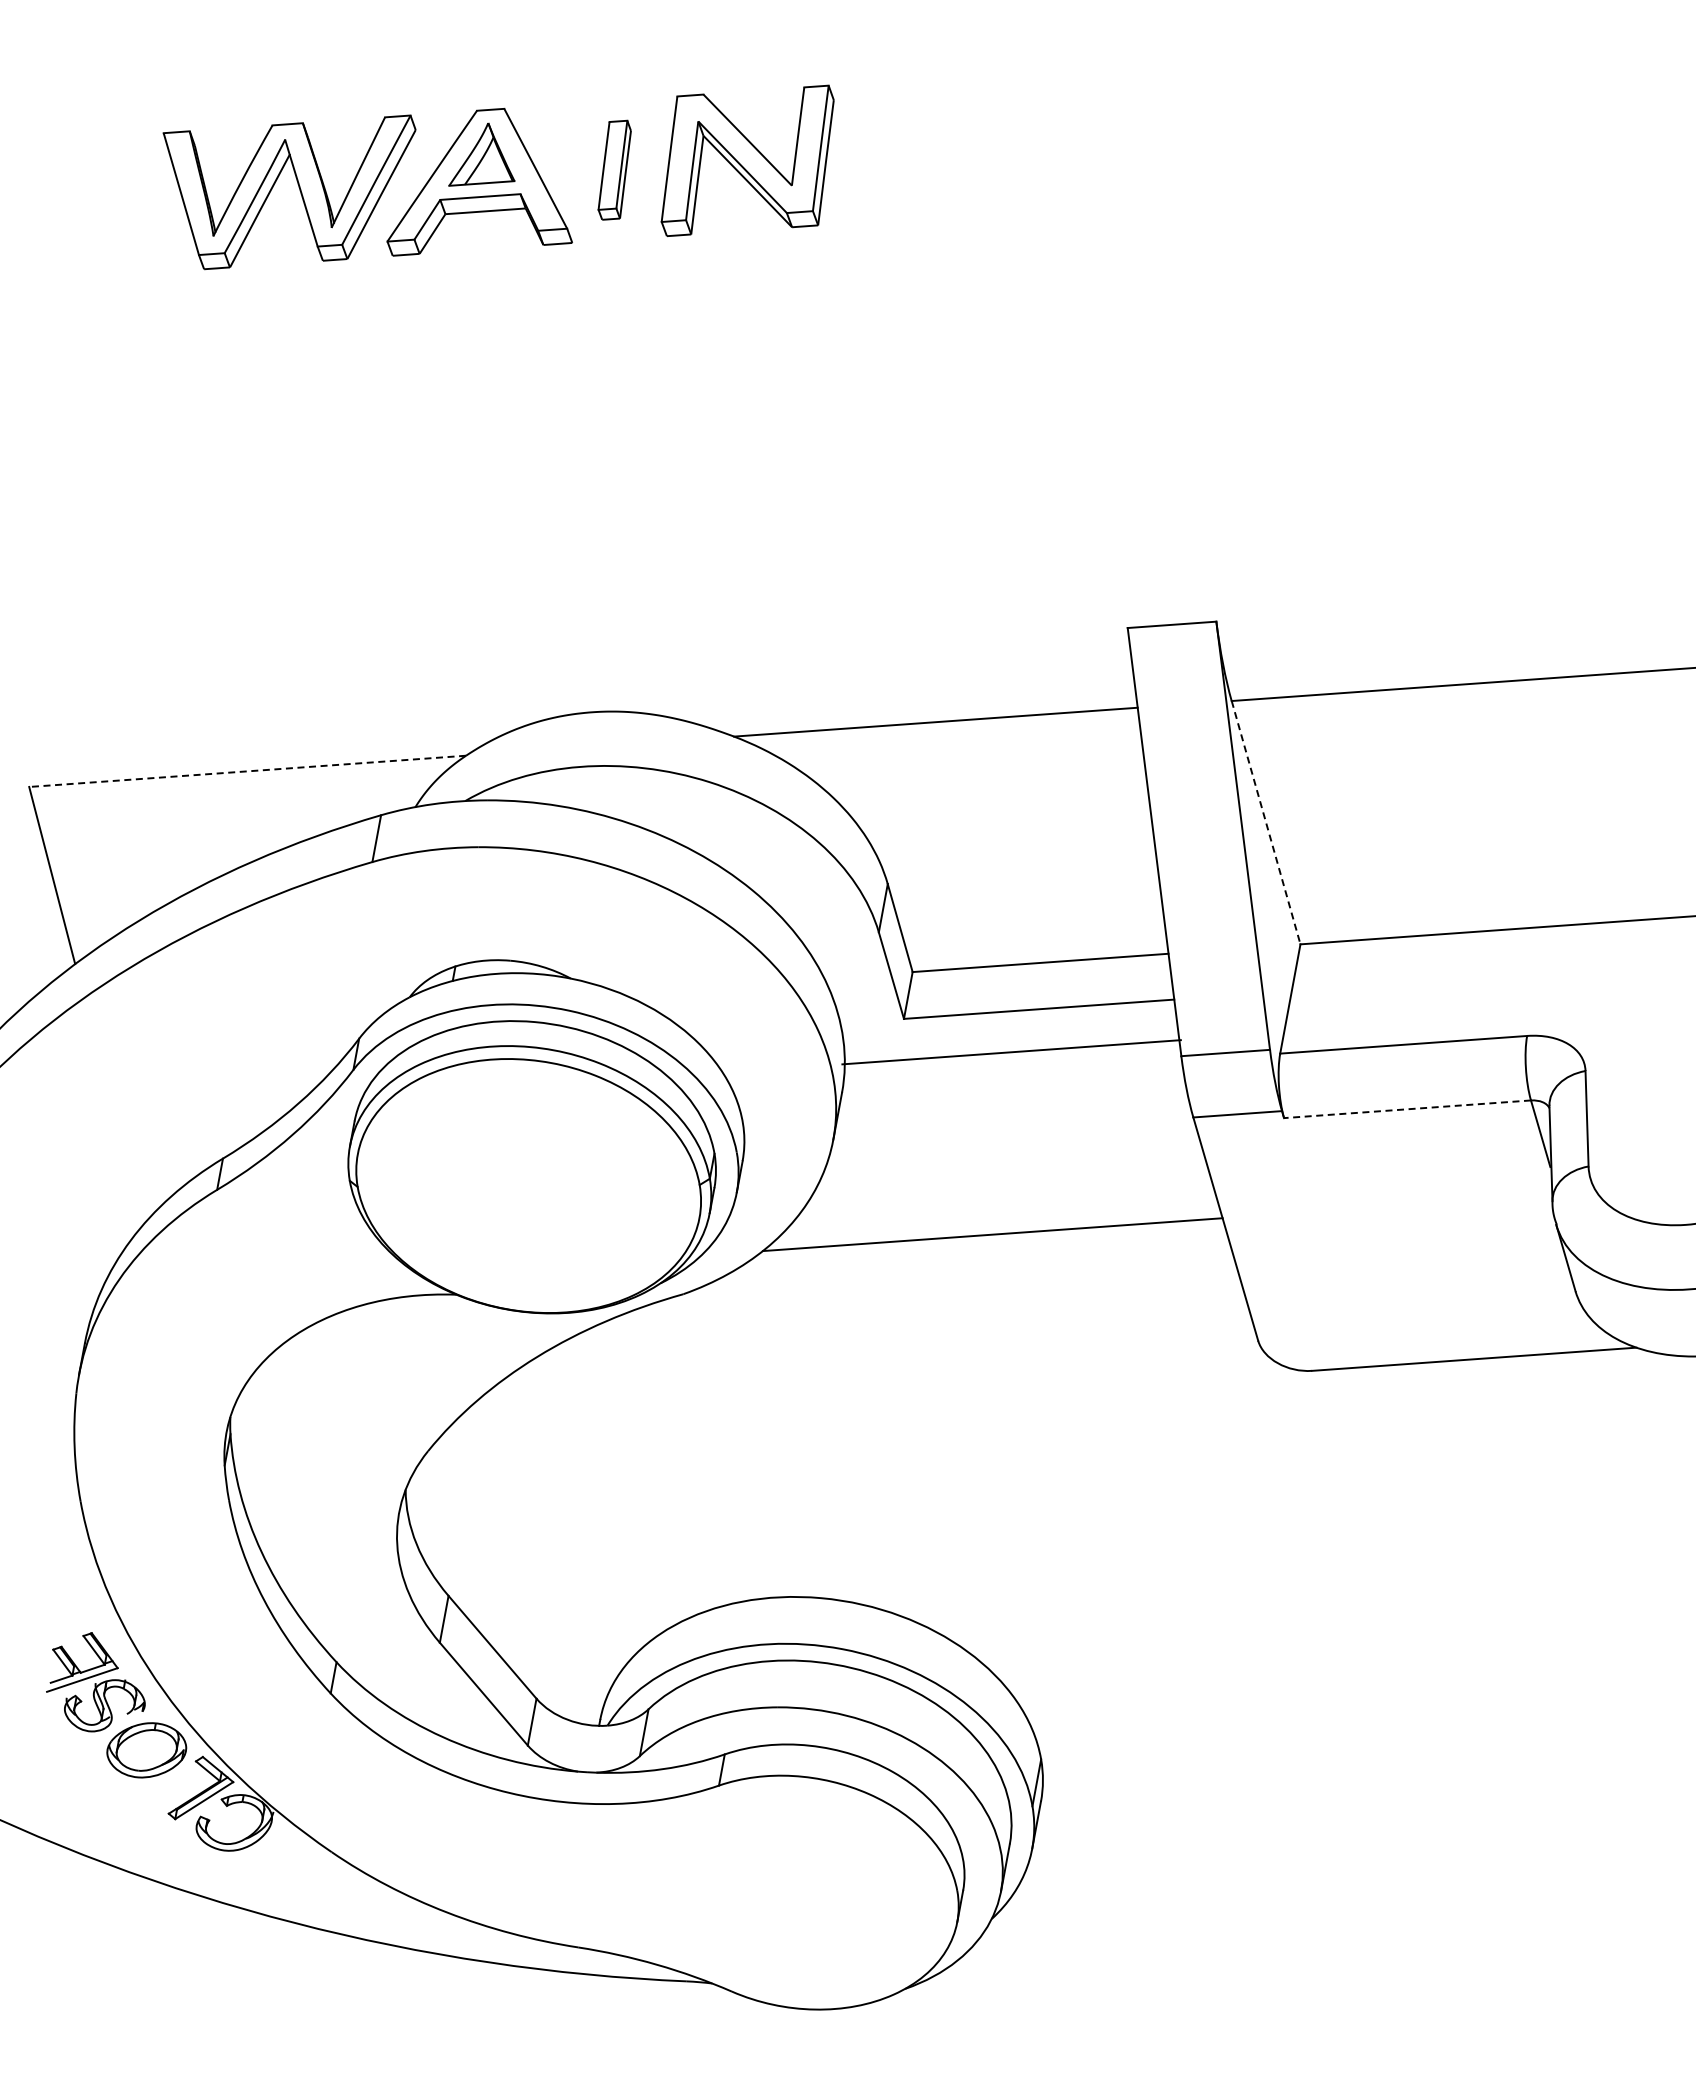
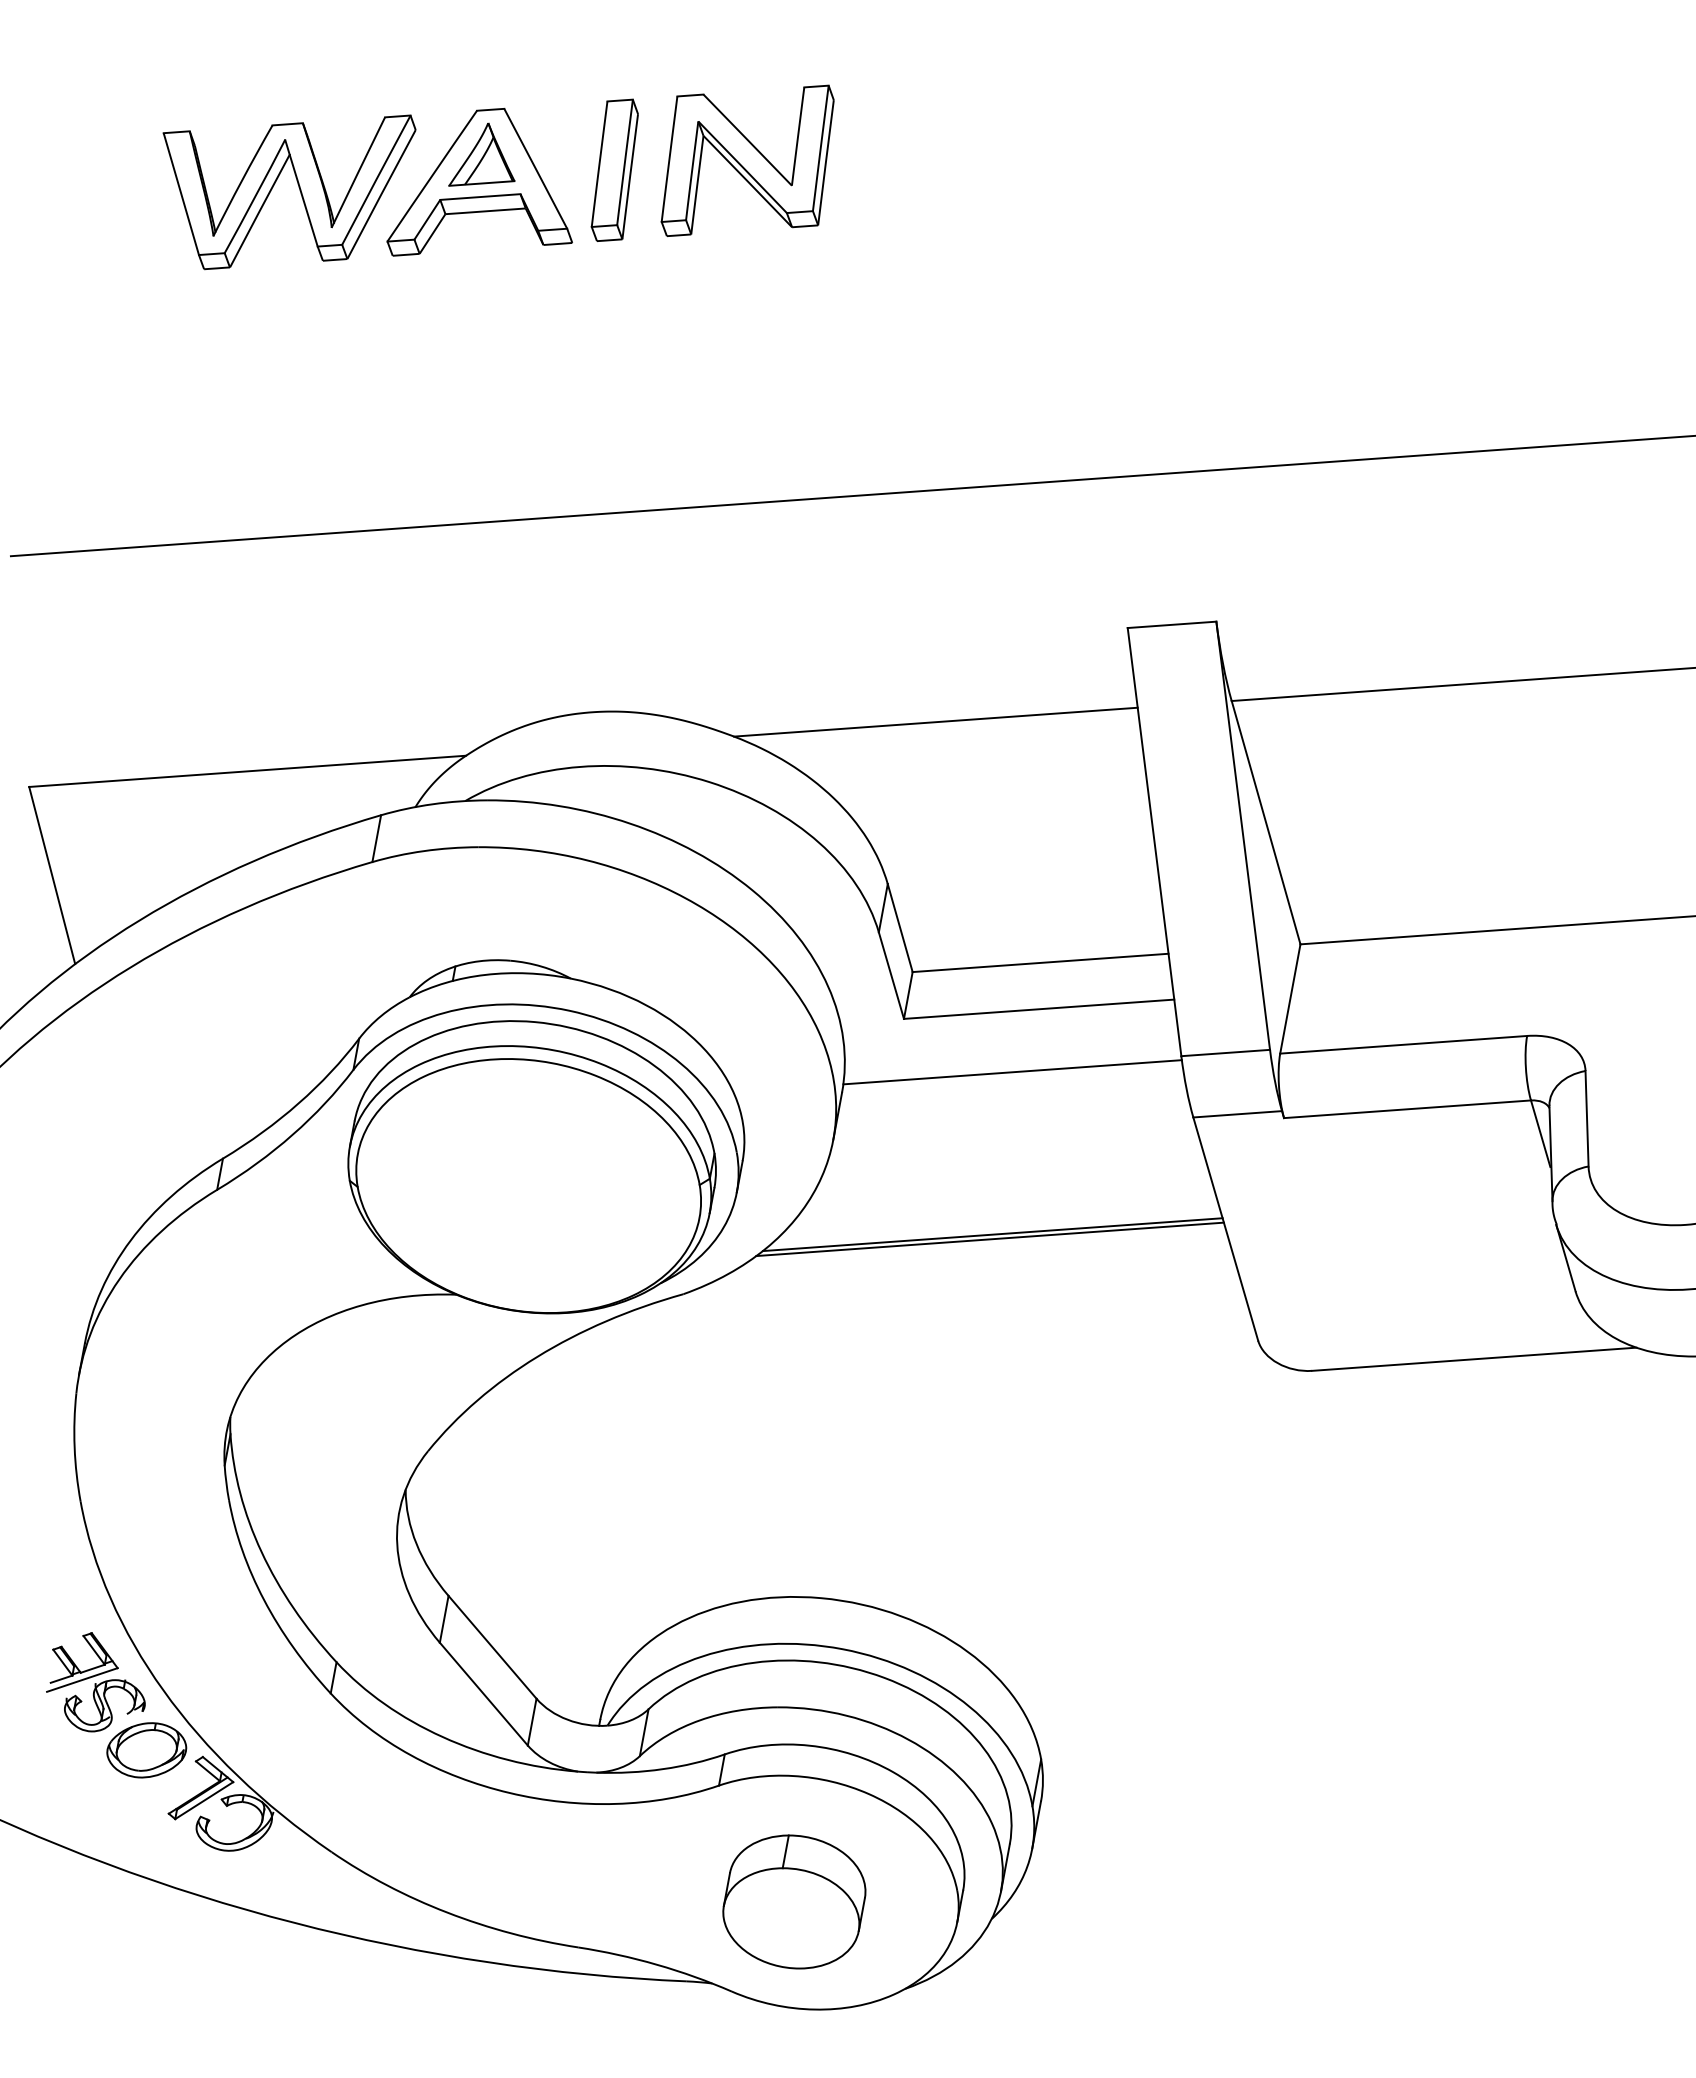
part size: 35x102 px -> 49x144 px (614, 169)
line: none -> present (851, 496)
line: dashed -> solid (247, 771)
line: dashed -> solid (1266, 823)
line position: (1011, 1052) -> (1012, 1072) (1012, 1072)
line: dashed -> solid (1407, 1109)
line: none -> present (989, 1239)
part: none -> present (794, 1901)
